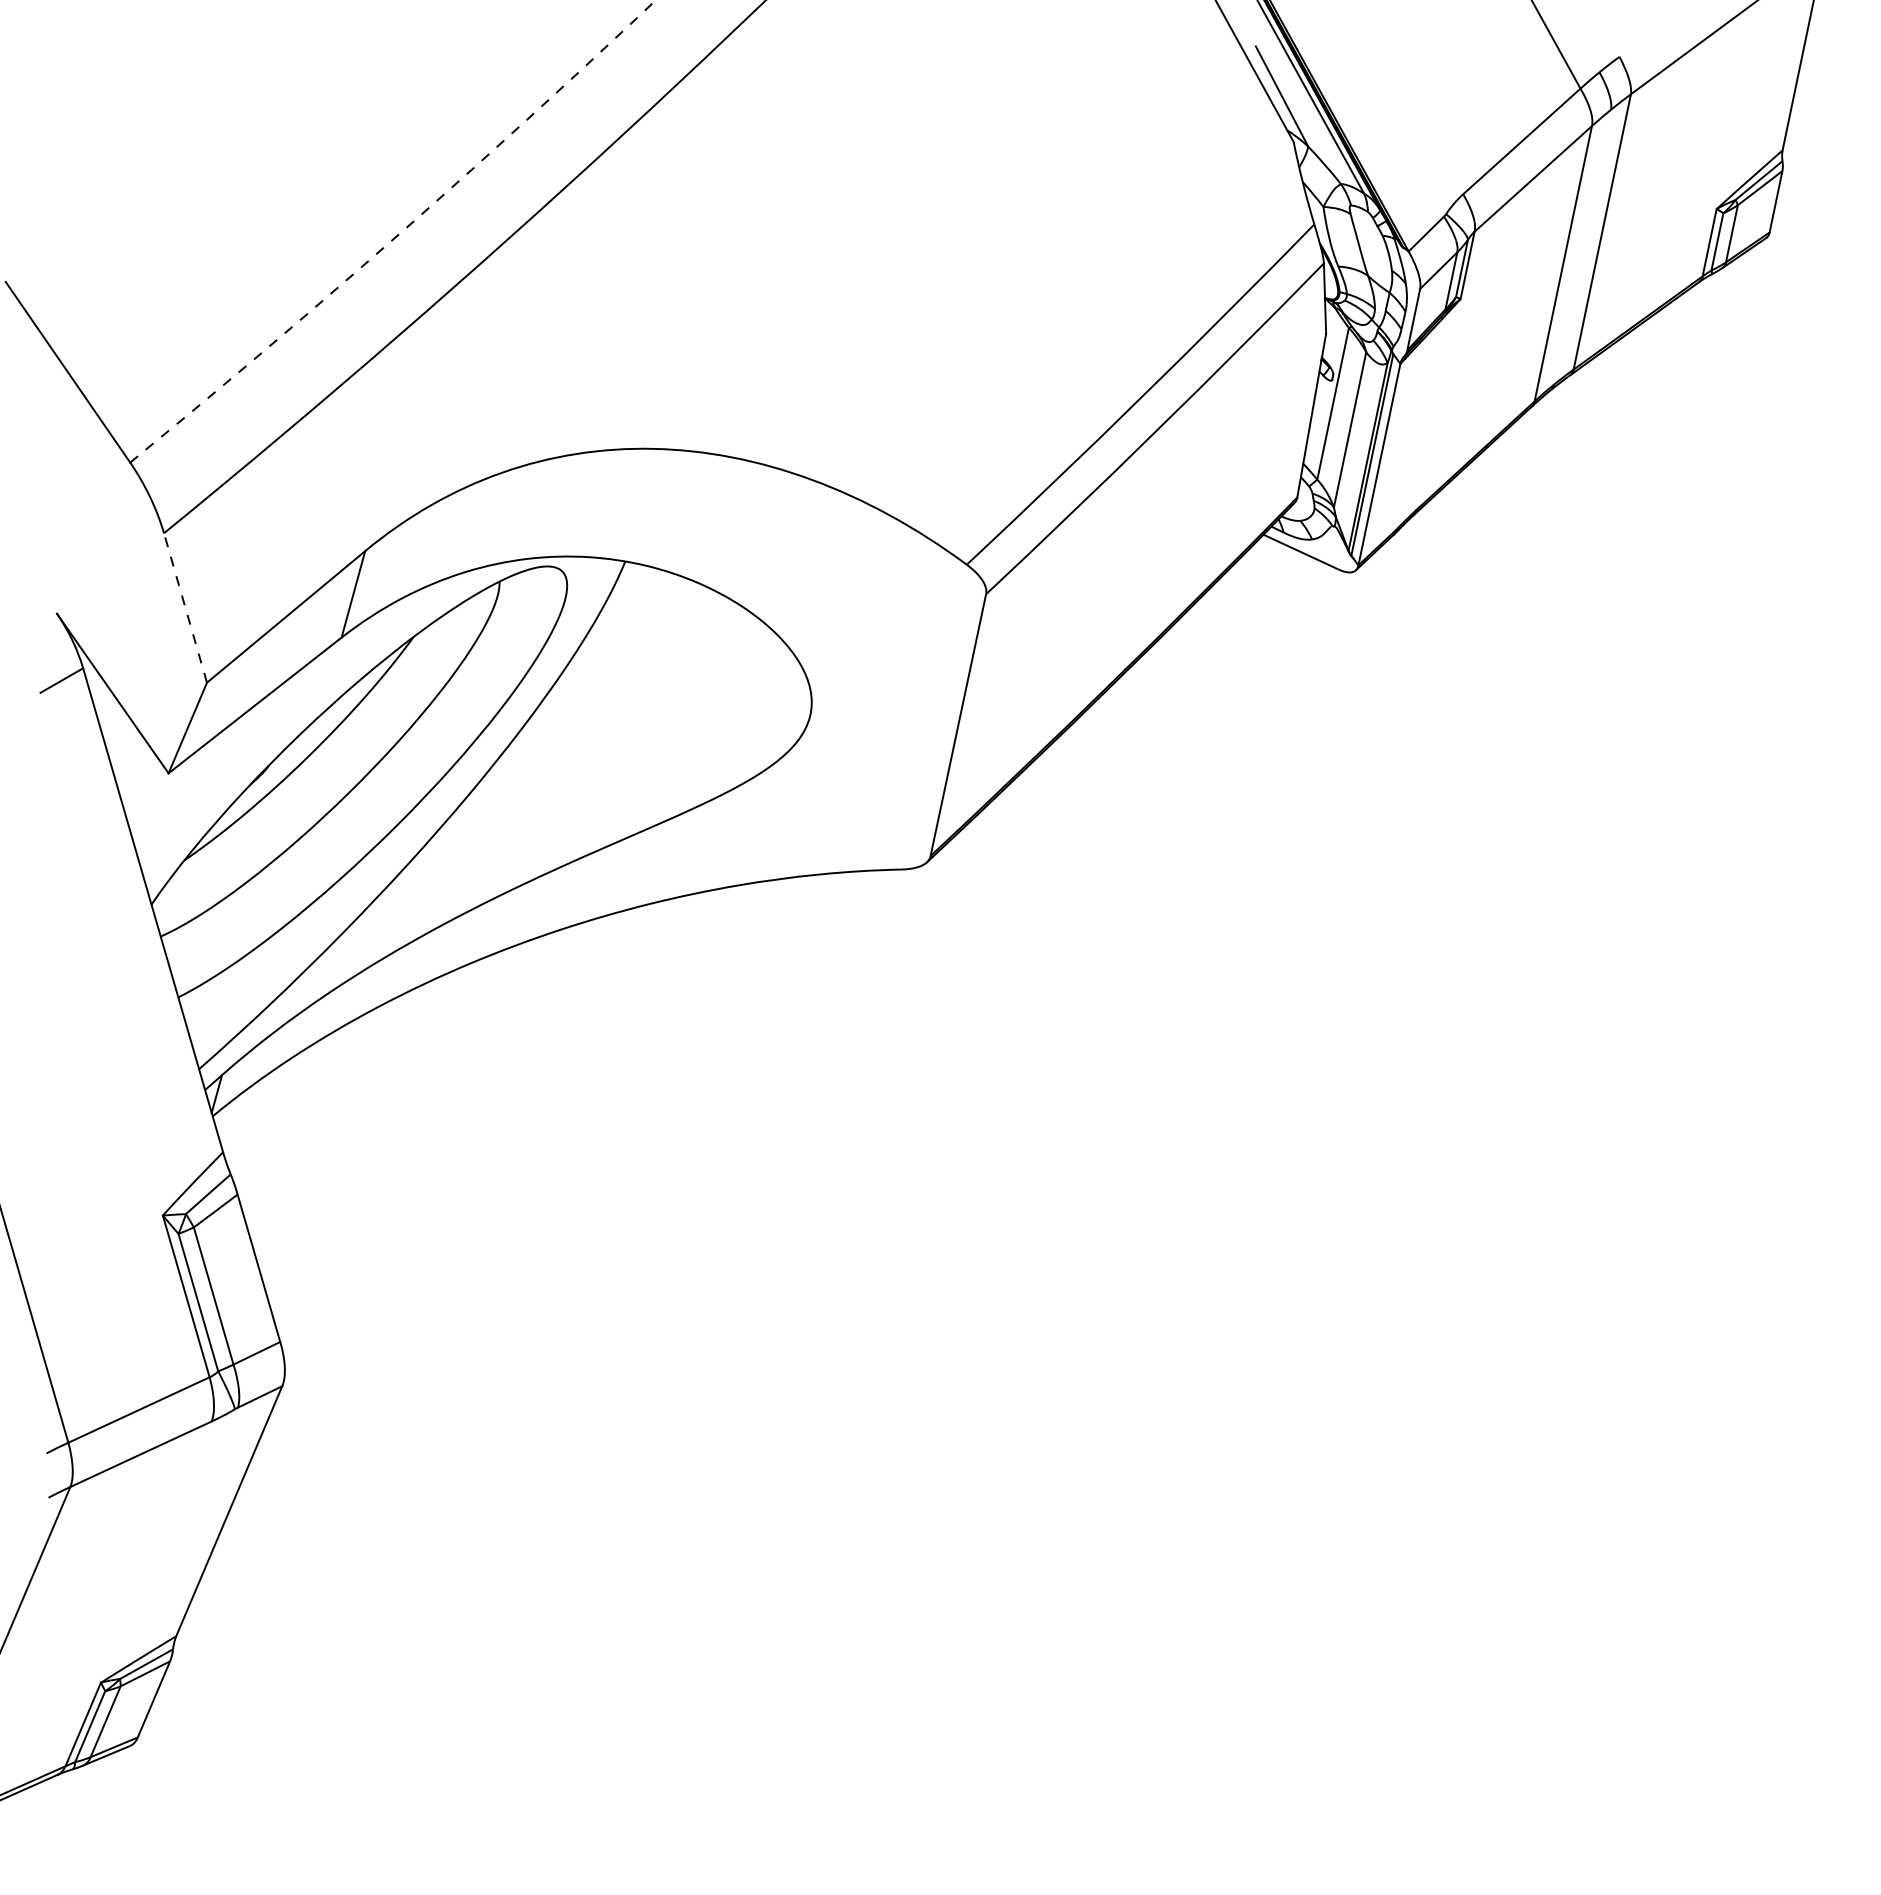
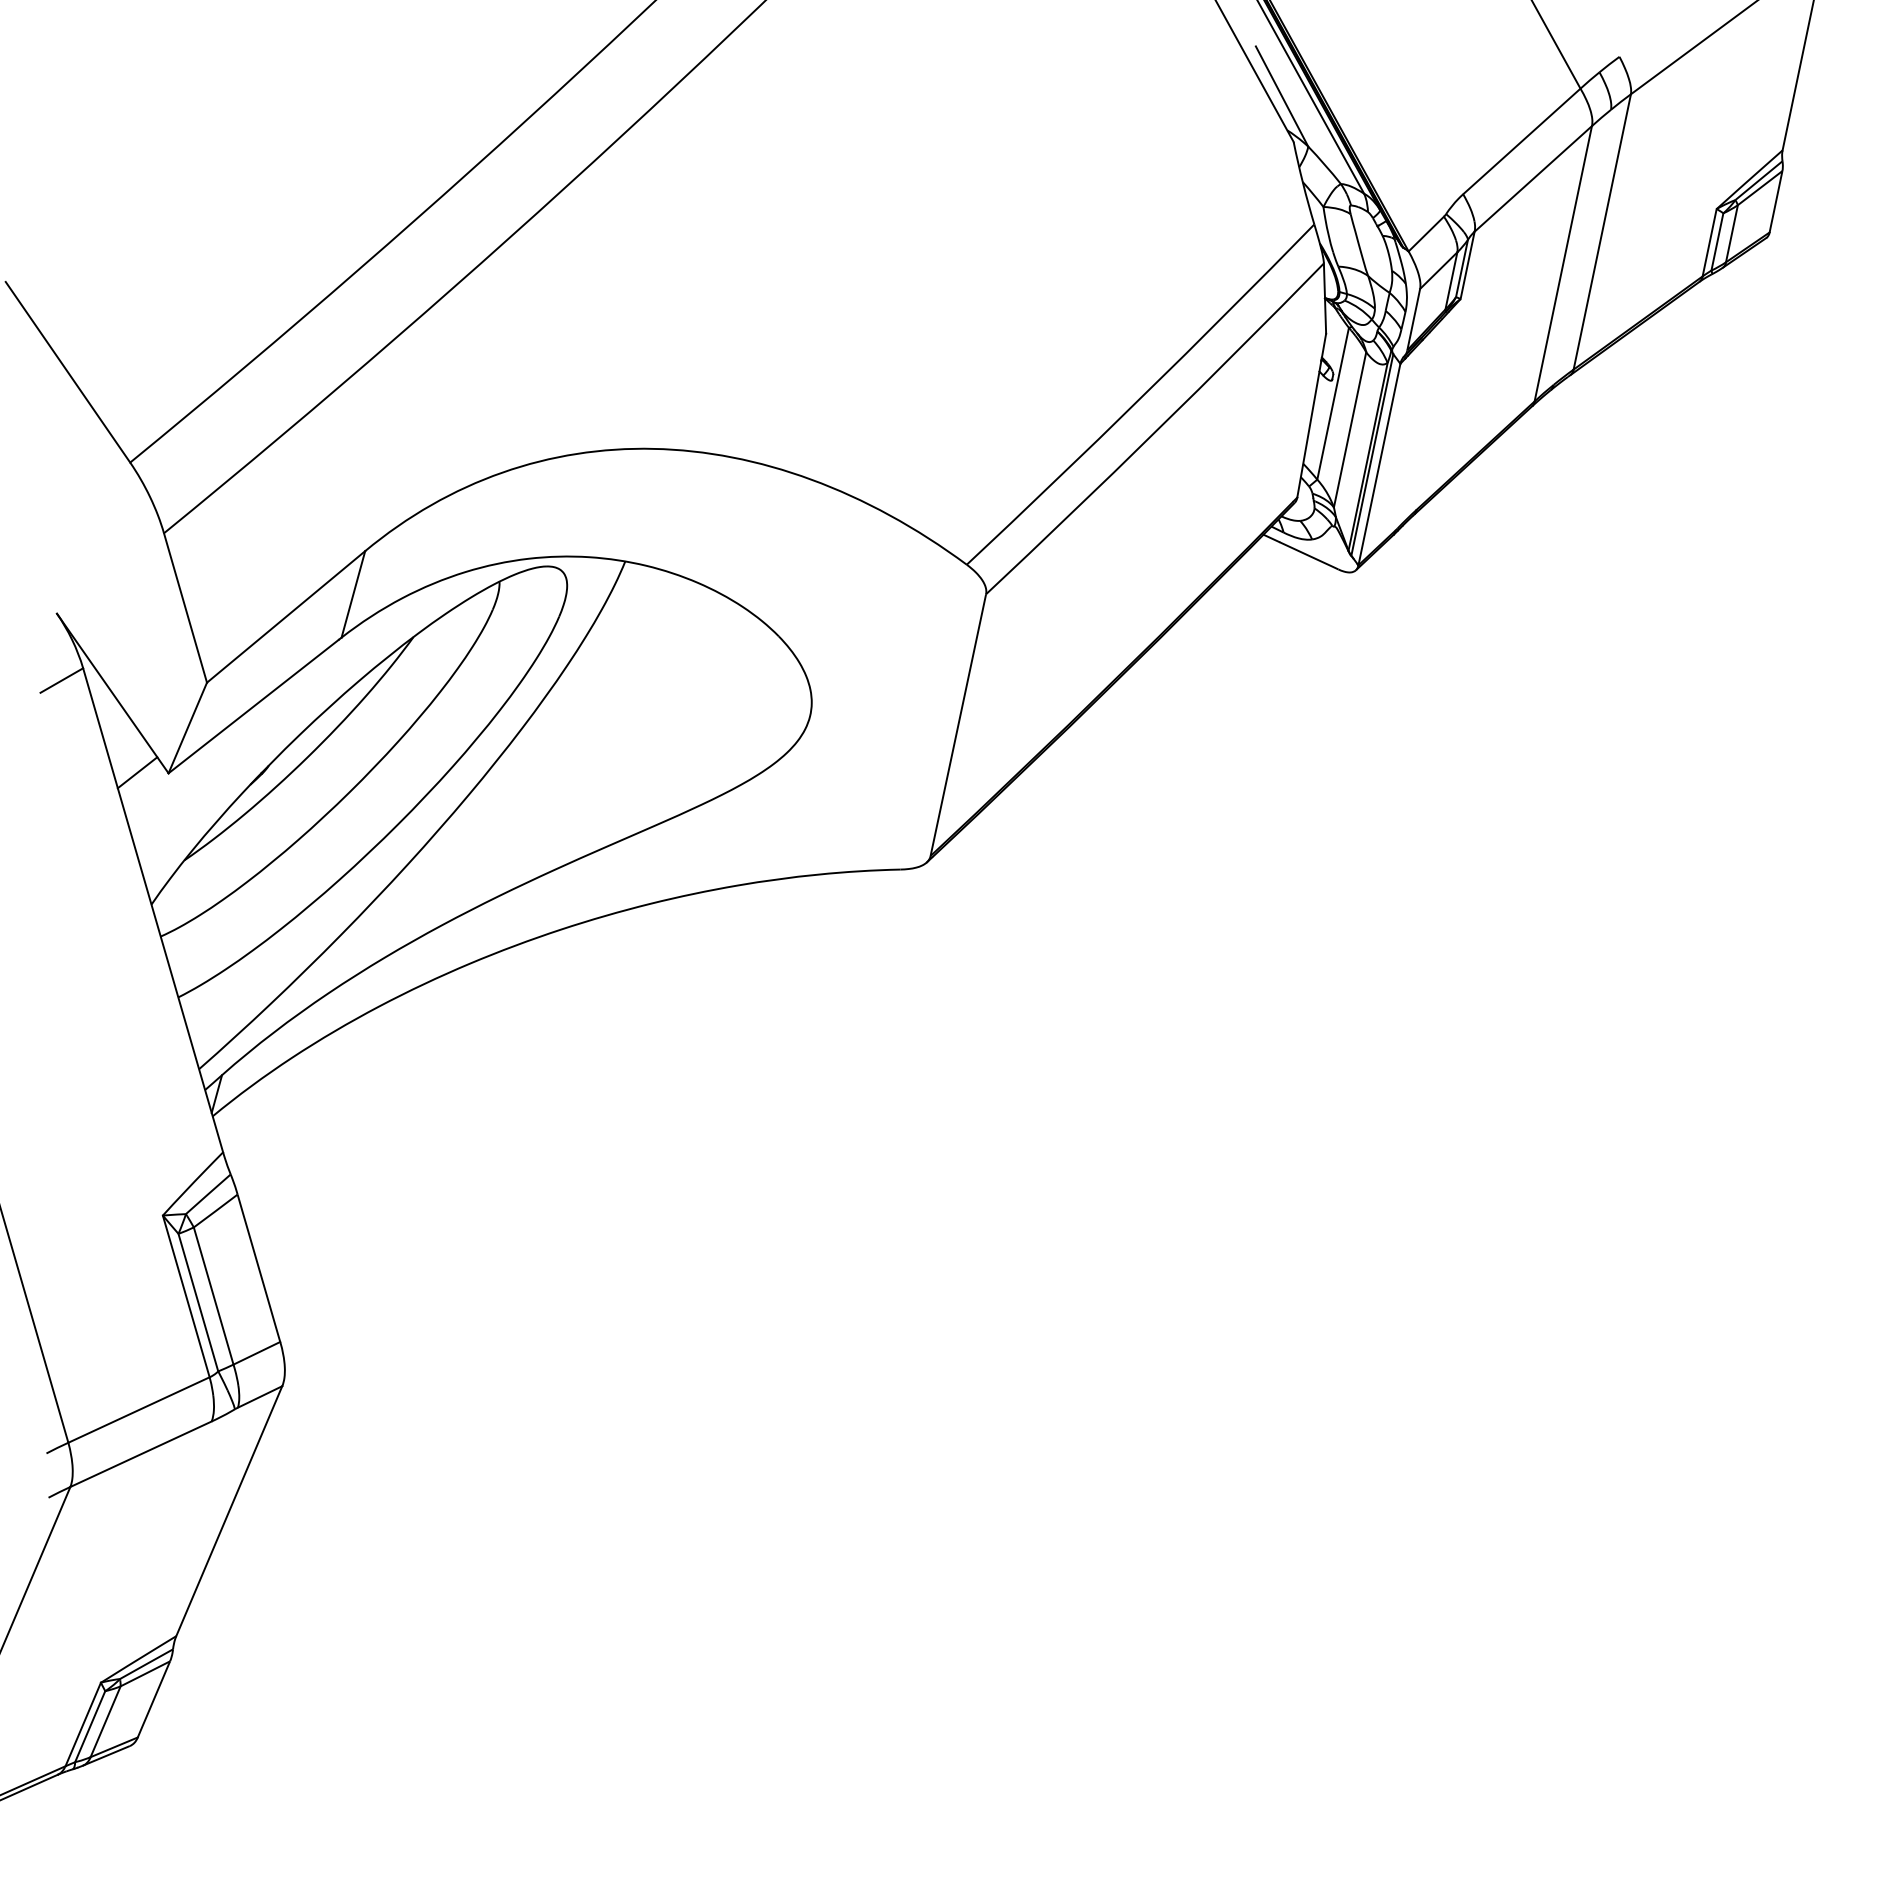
arc: dashed -> solid (397, 235)
line: dashed -> solid (185, 607)
line: none -> present (137, 772)
